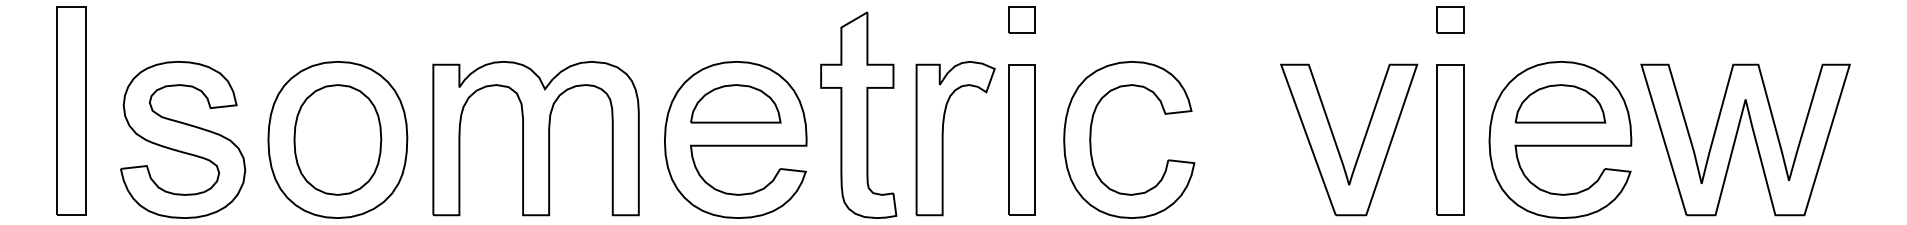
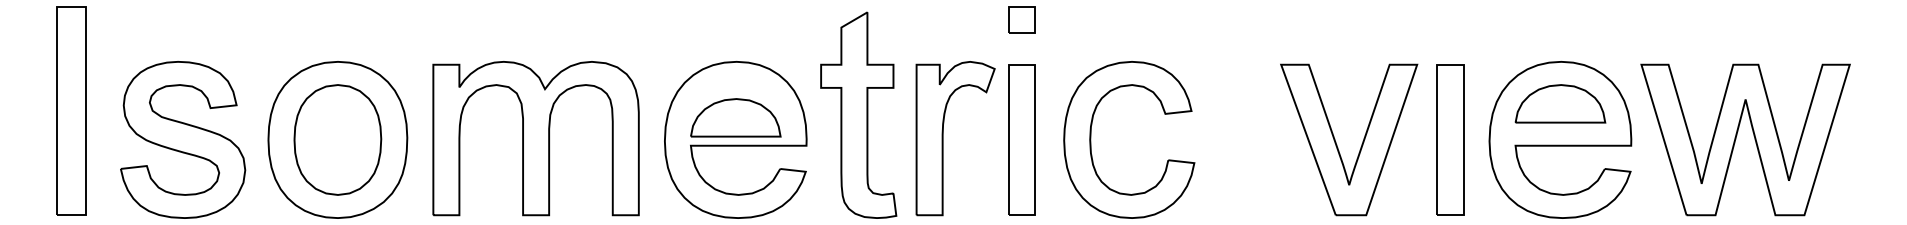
part: present -> none (1450, 19)
part position: (735, 103) -> (735, 117) (735, 117)
